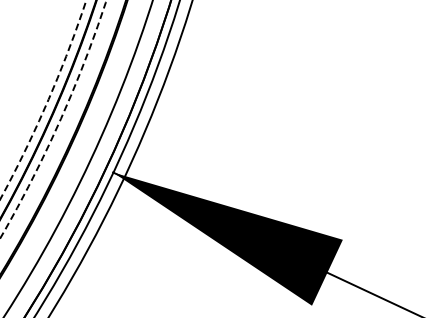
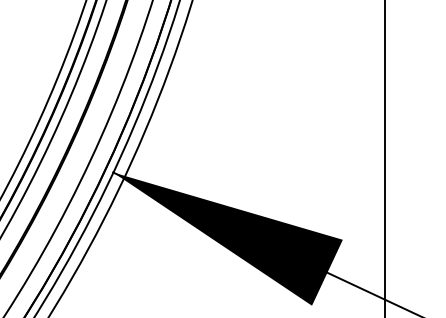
arc: dashed -> solid (47, 101)
arc: dashed -> solid (59, 121)
line: none -> present (385, 158)
